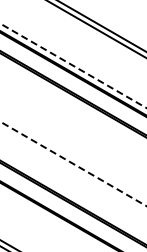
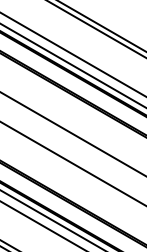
line: none -> present (72, 54)
line: dashed -> solid (74, 66)
line: none -> present (72, 133)
line: dashed -> solid (74, 164)
line: none -> present (52, 219)
line: none -> present (42, 225)
